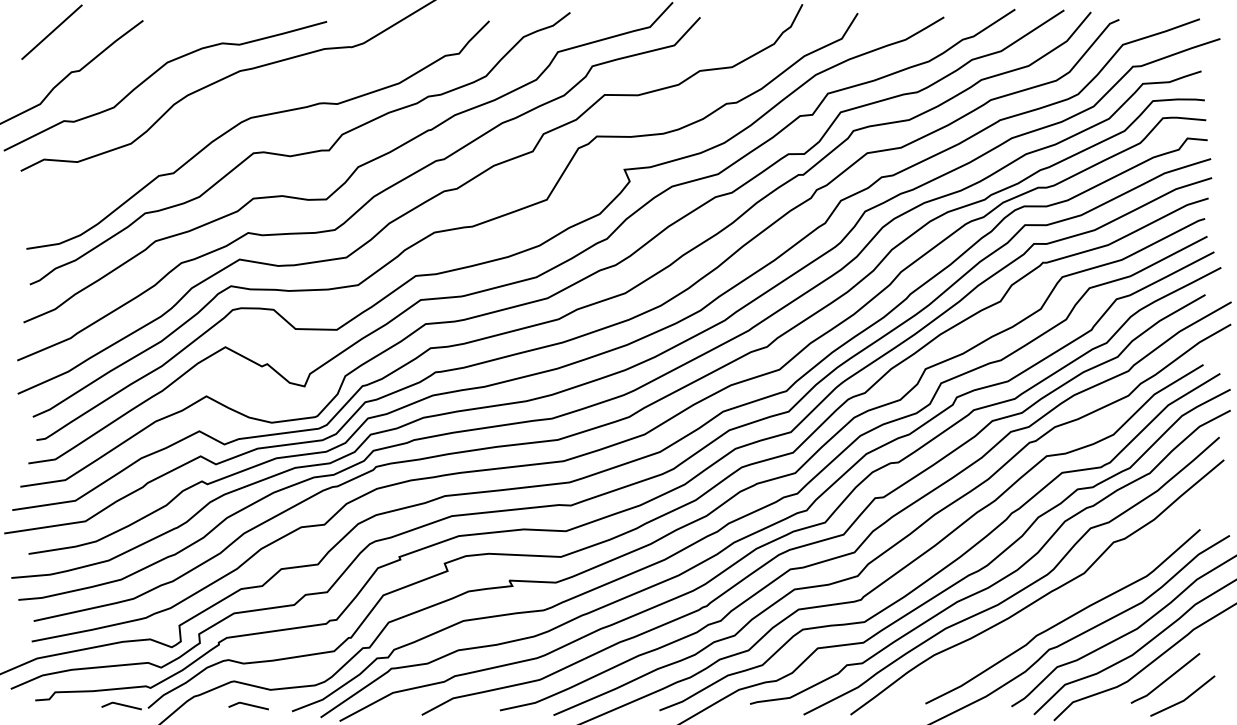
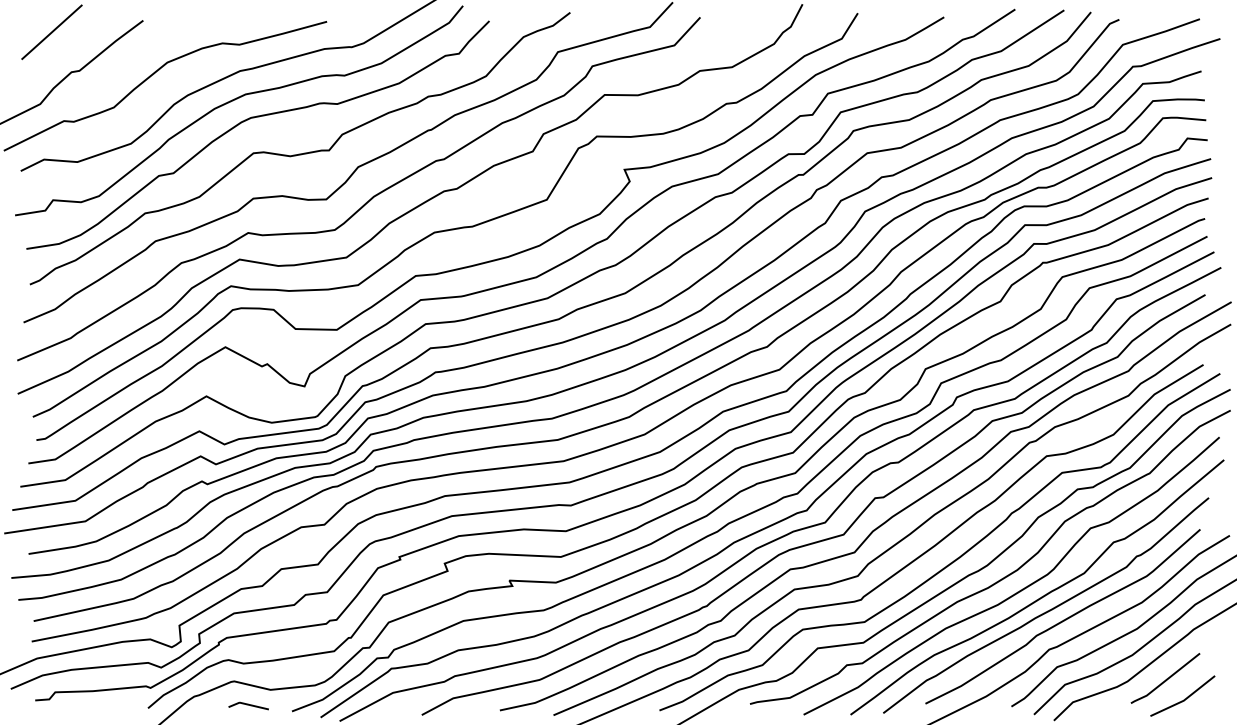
curve: none -> present (235, 100)
curve: none -> present (1049, 609)
line: present -> none (121, 705)
